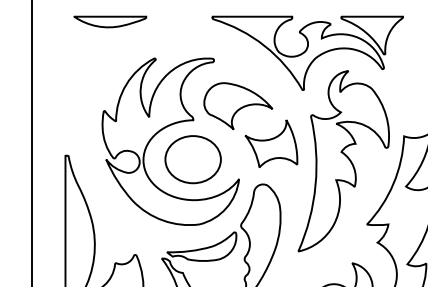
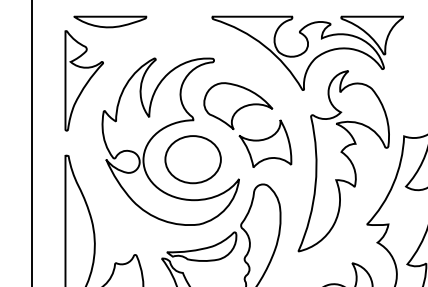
part: none -> present (83, 80)
part position: (271, 143) -> (265, 143) (265, 143)
